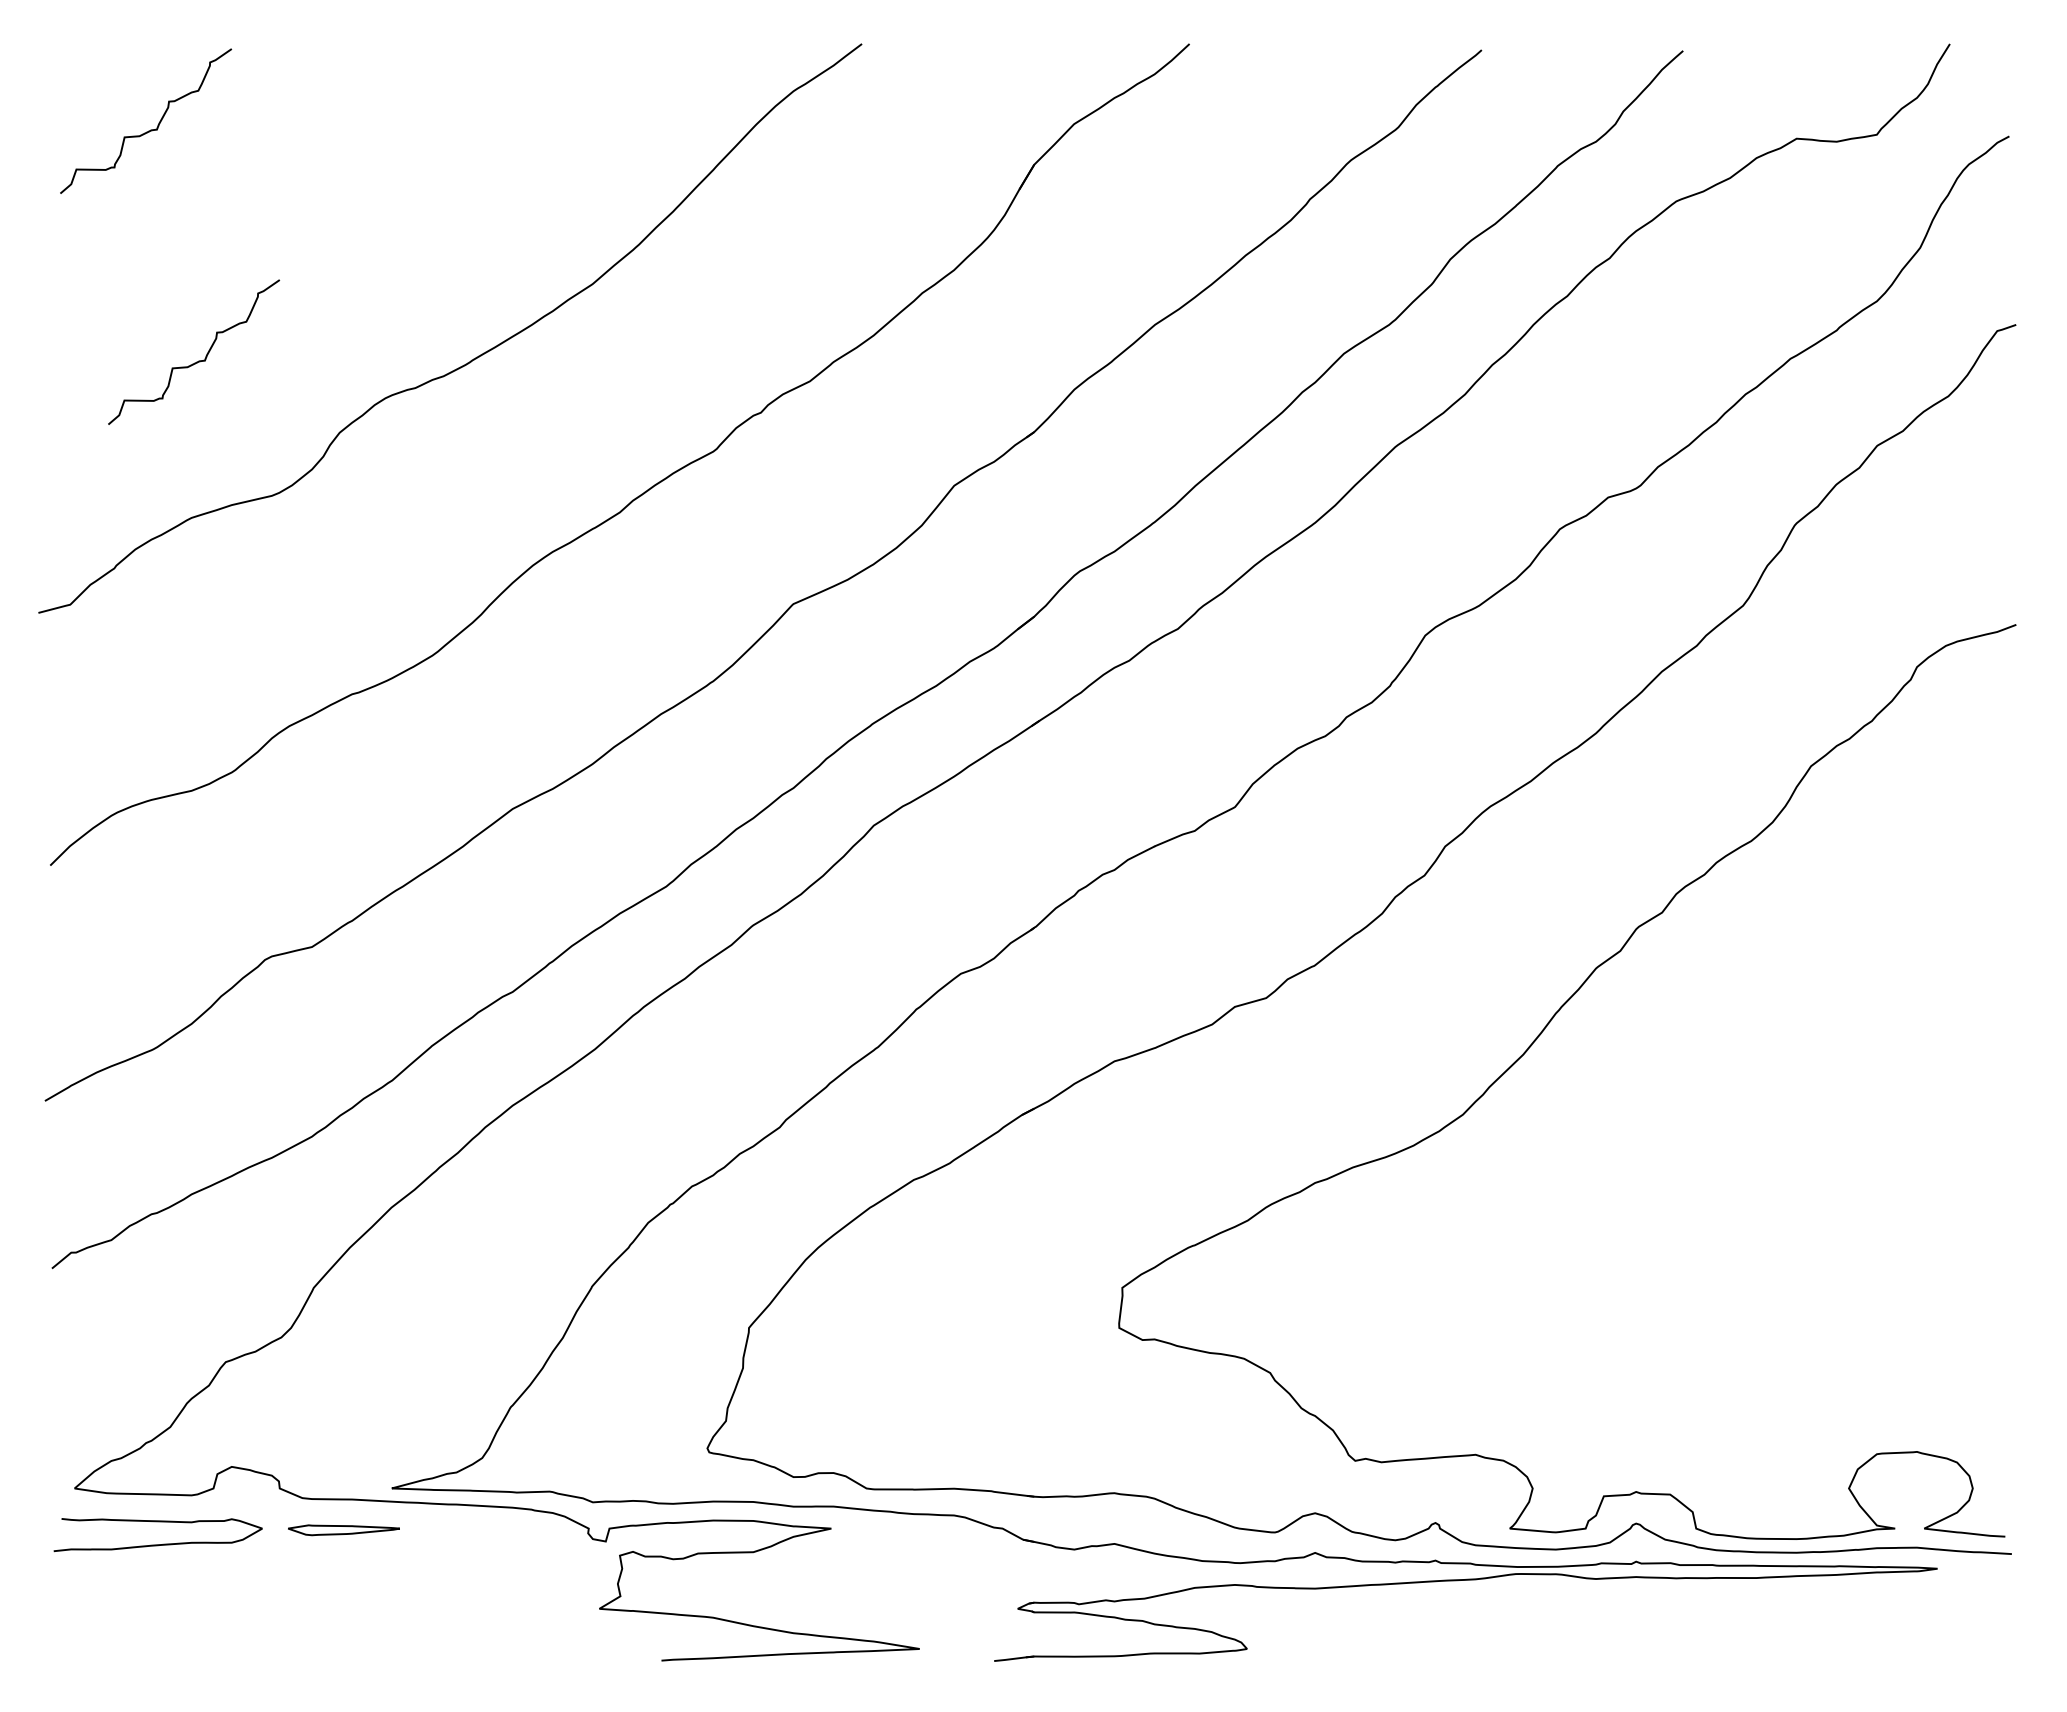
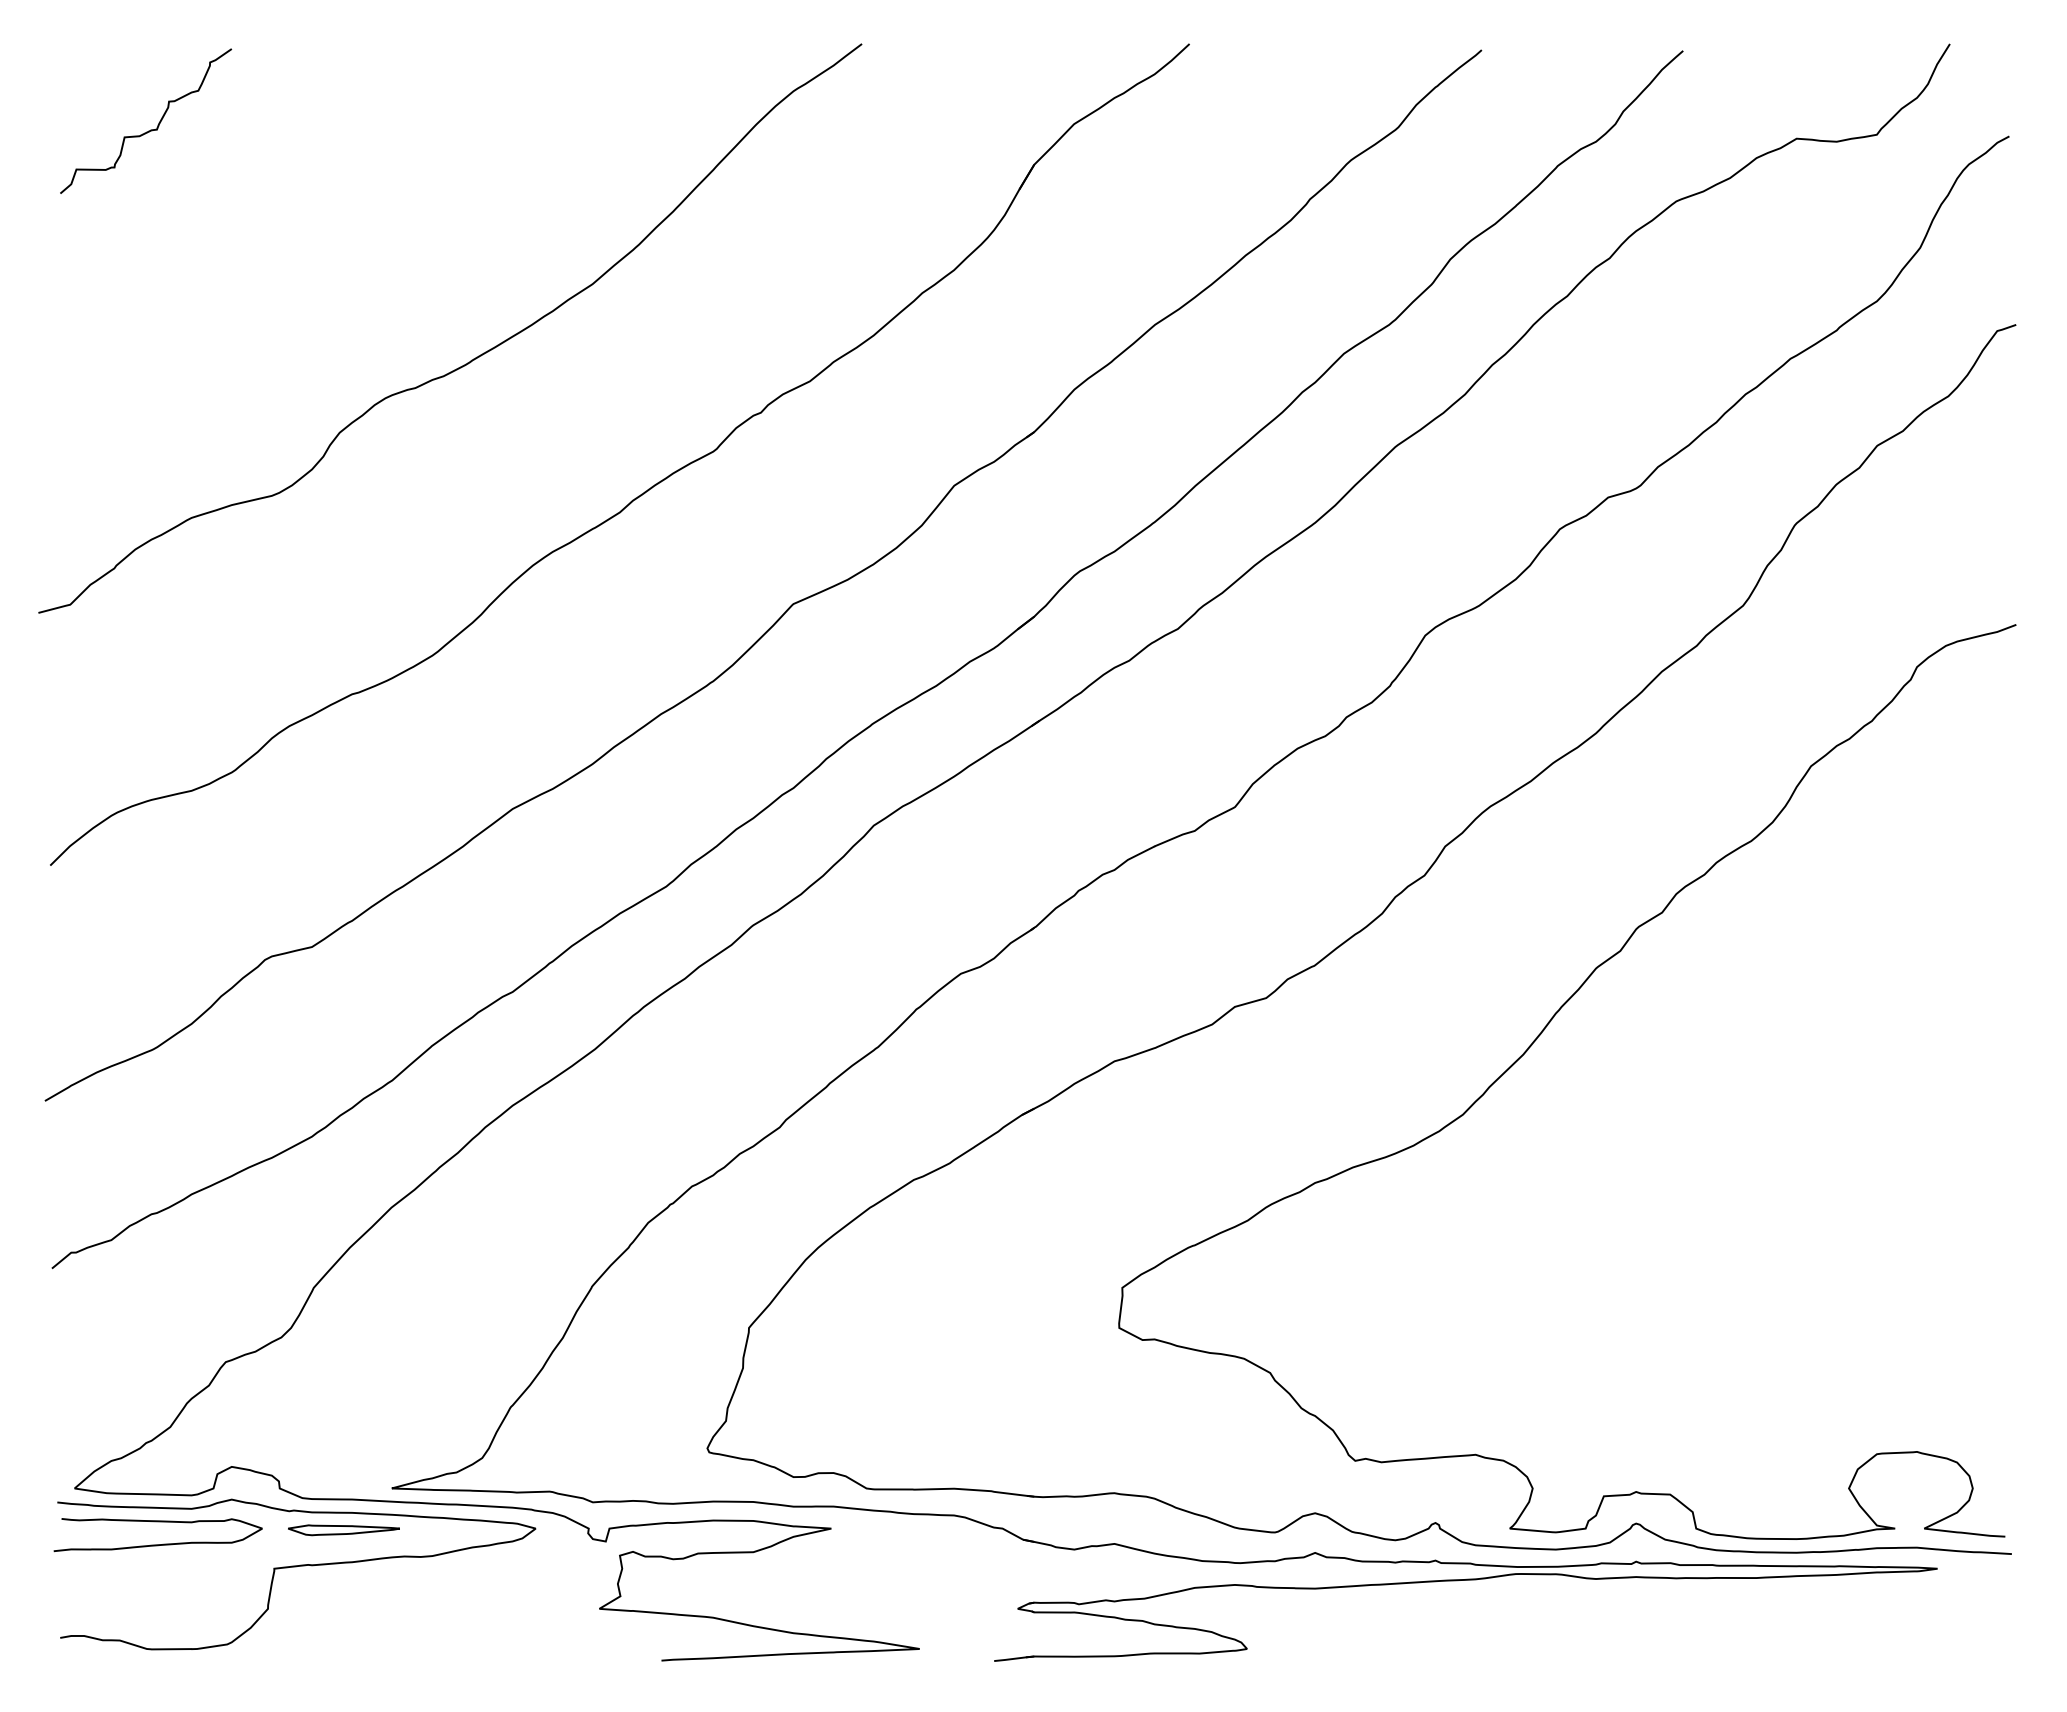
curve: present -> none (198, 360)
curve: none -> present (296, 1567)
